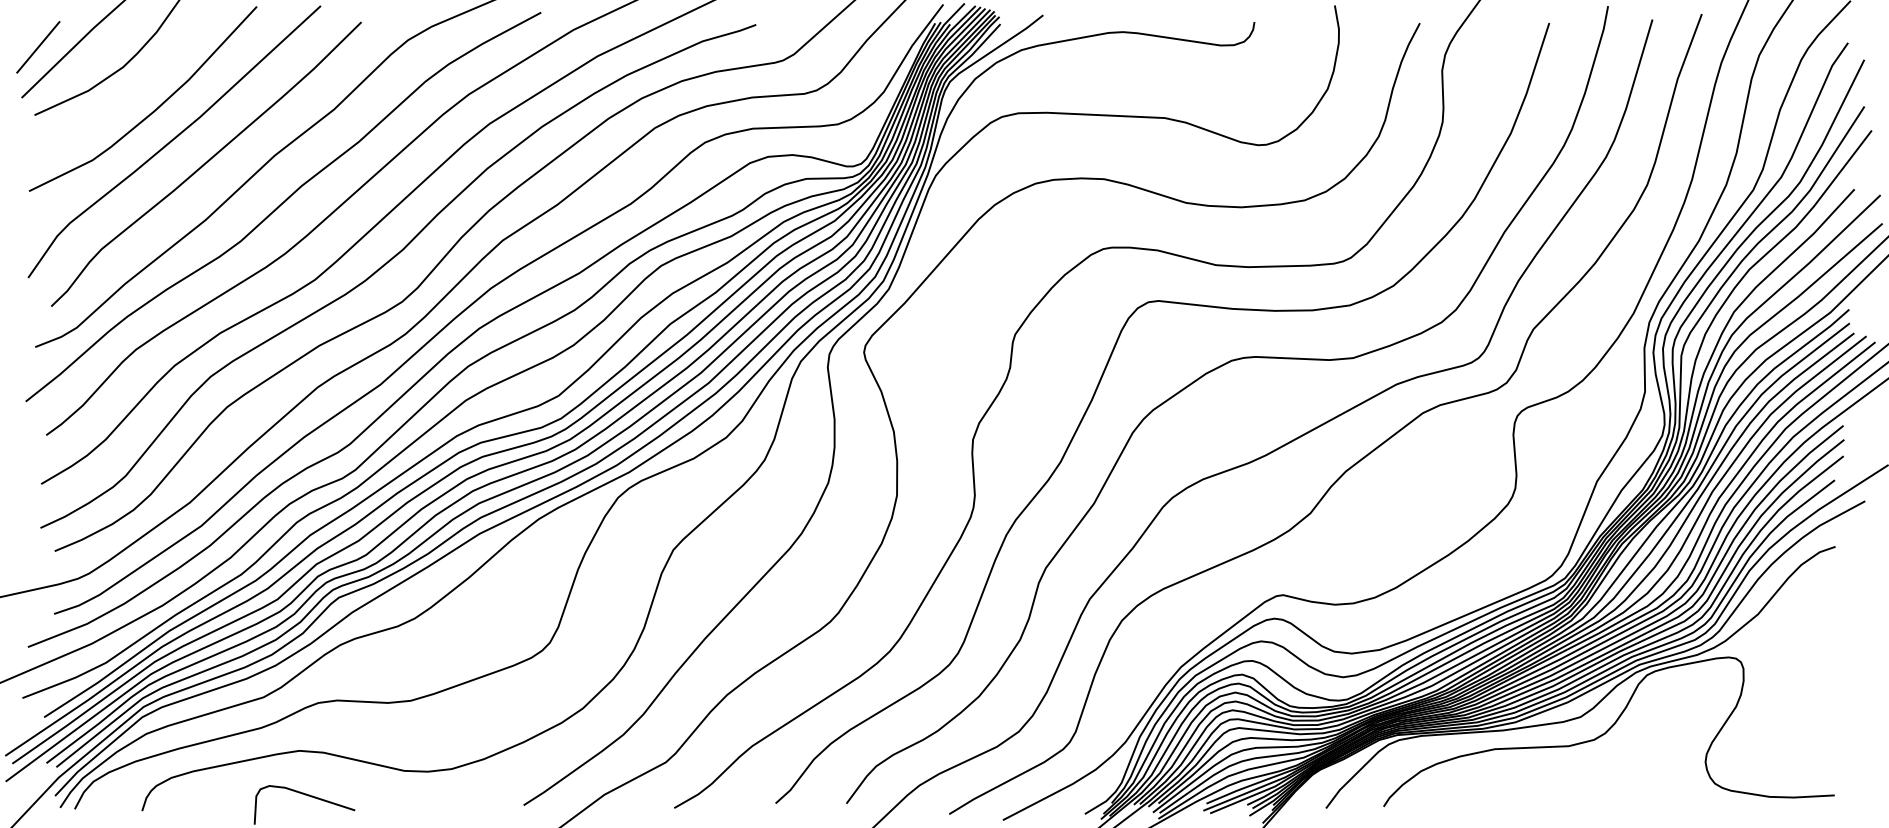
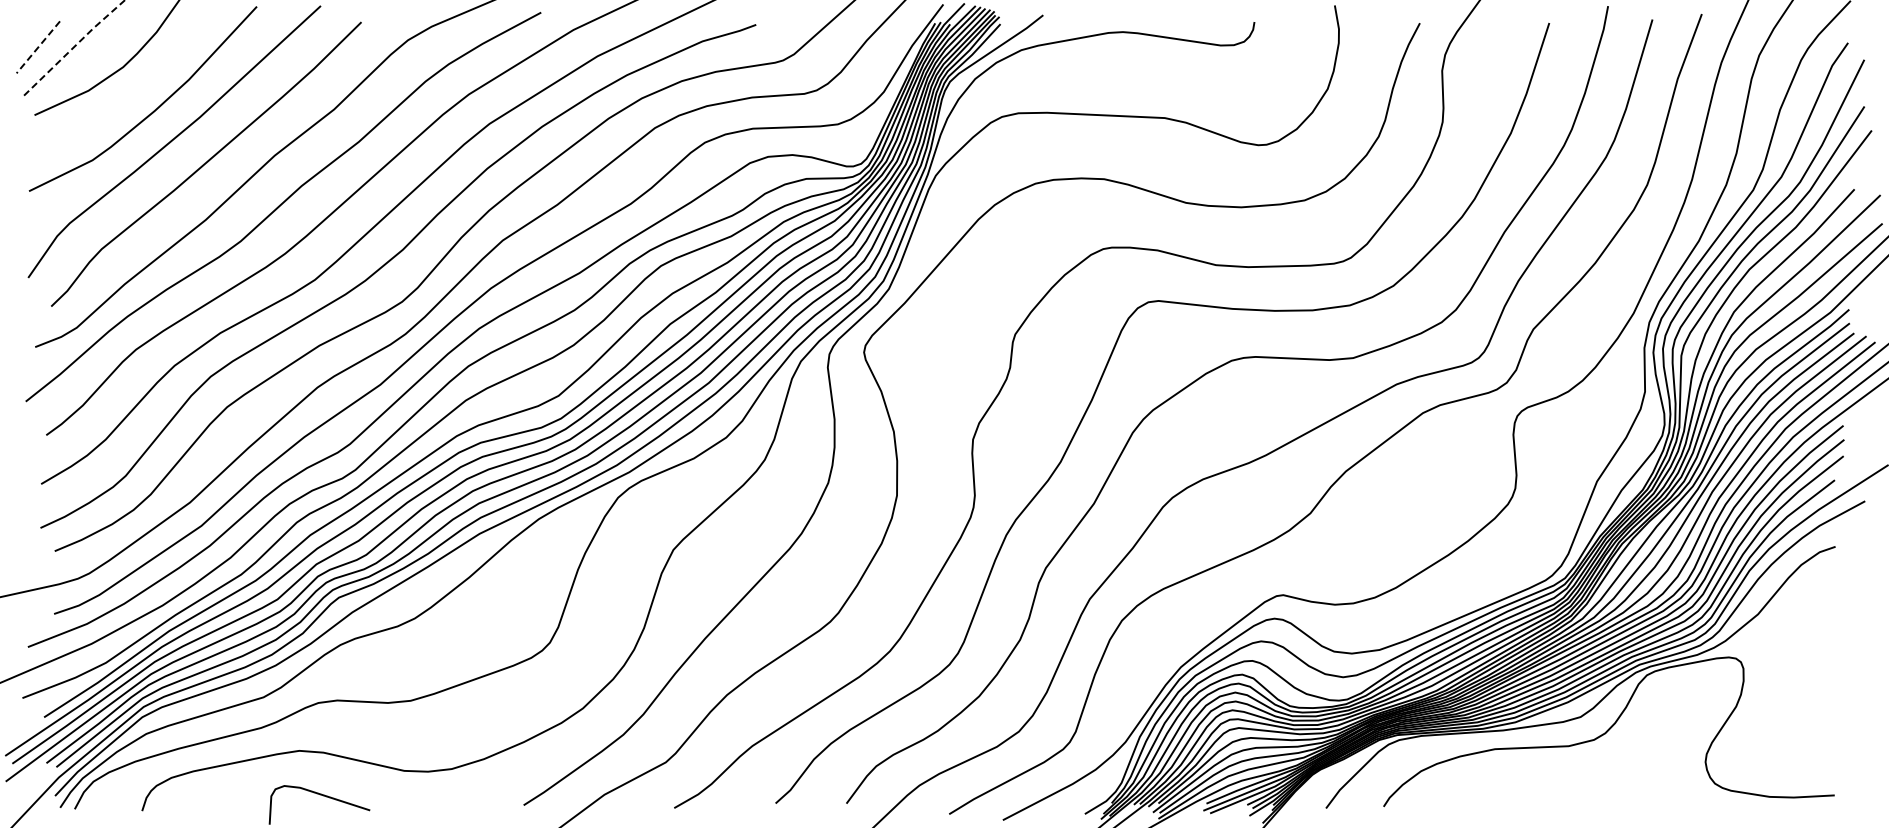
line: solid -> dashed (38, 47)
line: solid -> dashed (72, 48)
curve position: (308, 796) -> (323, 796) (323, 796)
